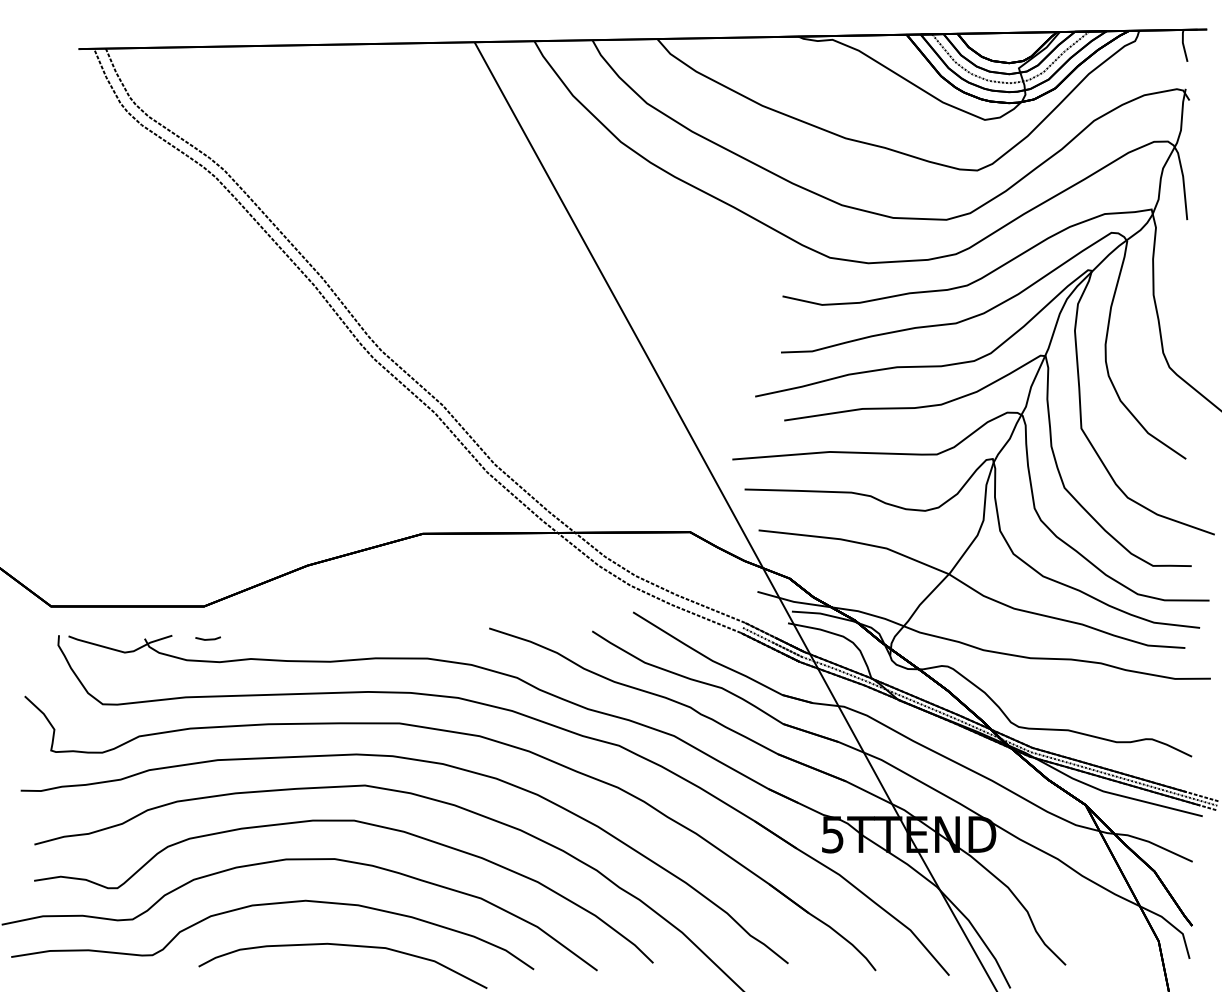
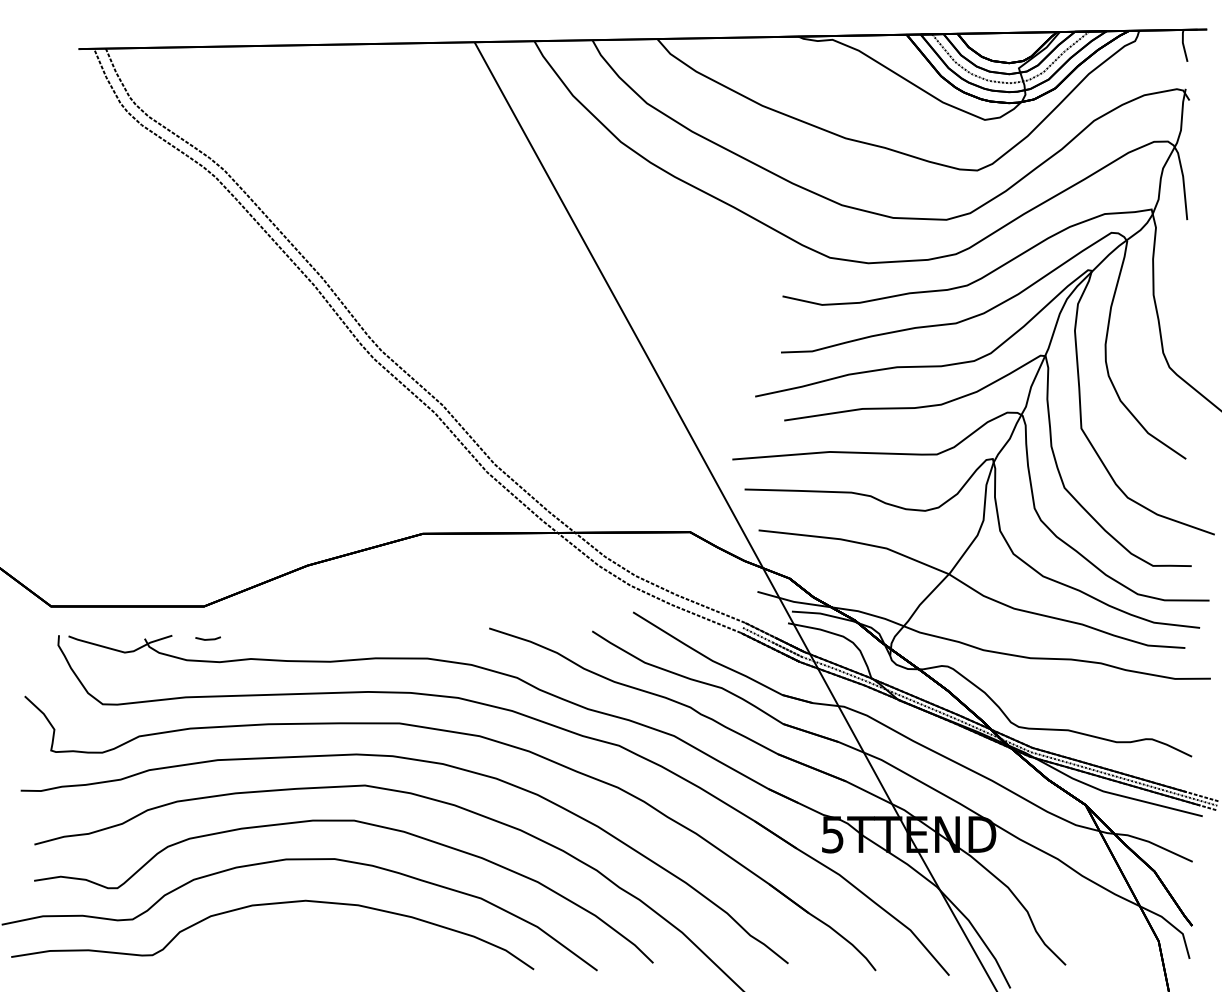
part: present -> none (346, 946)
